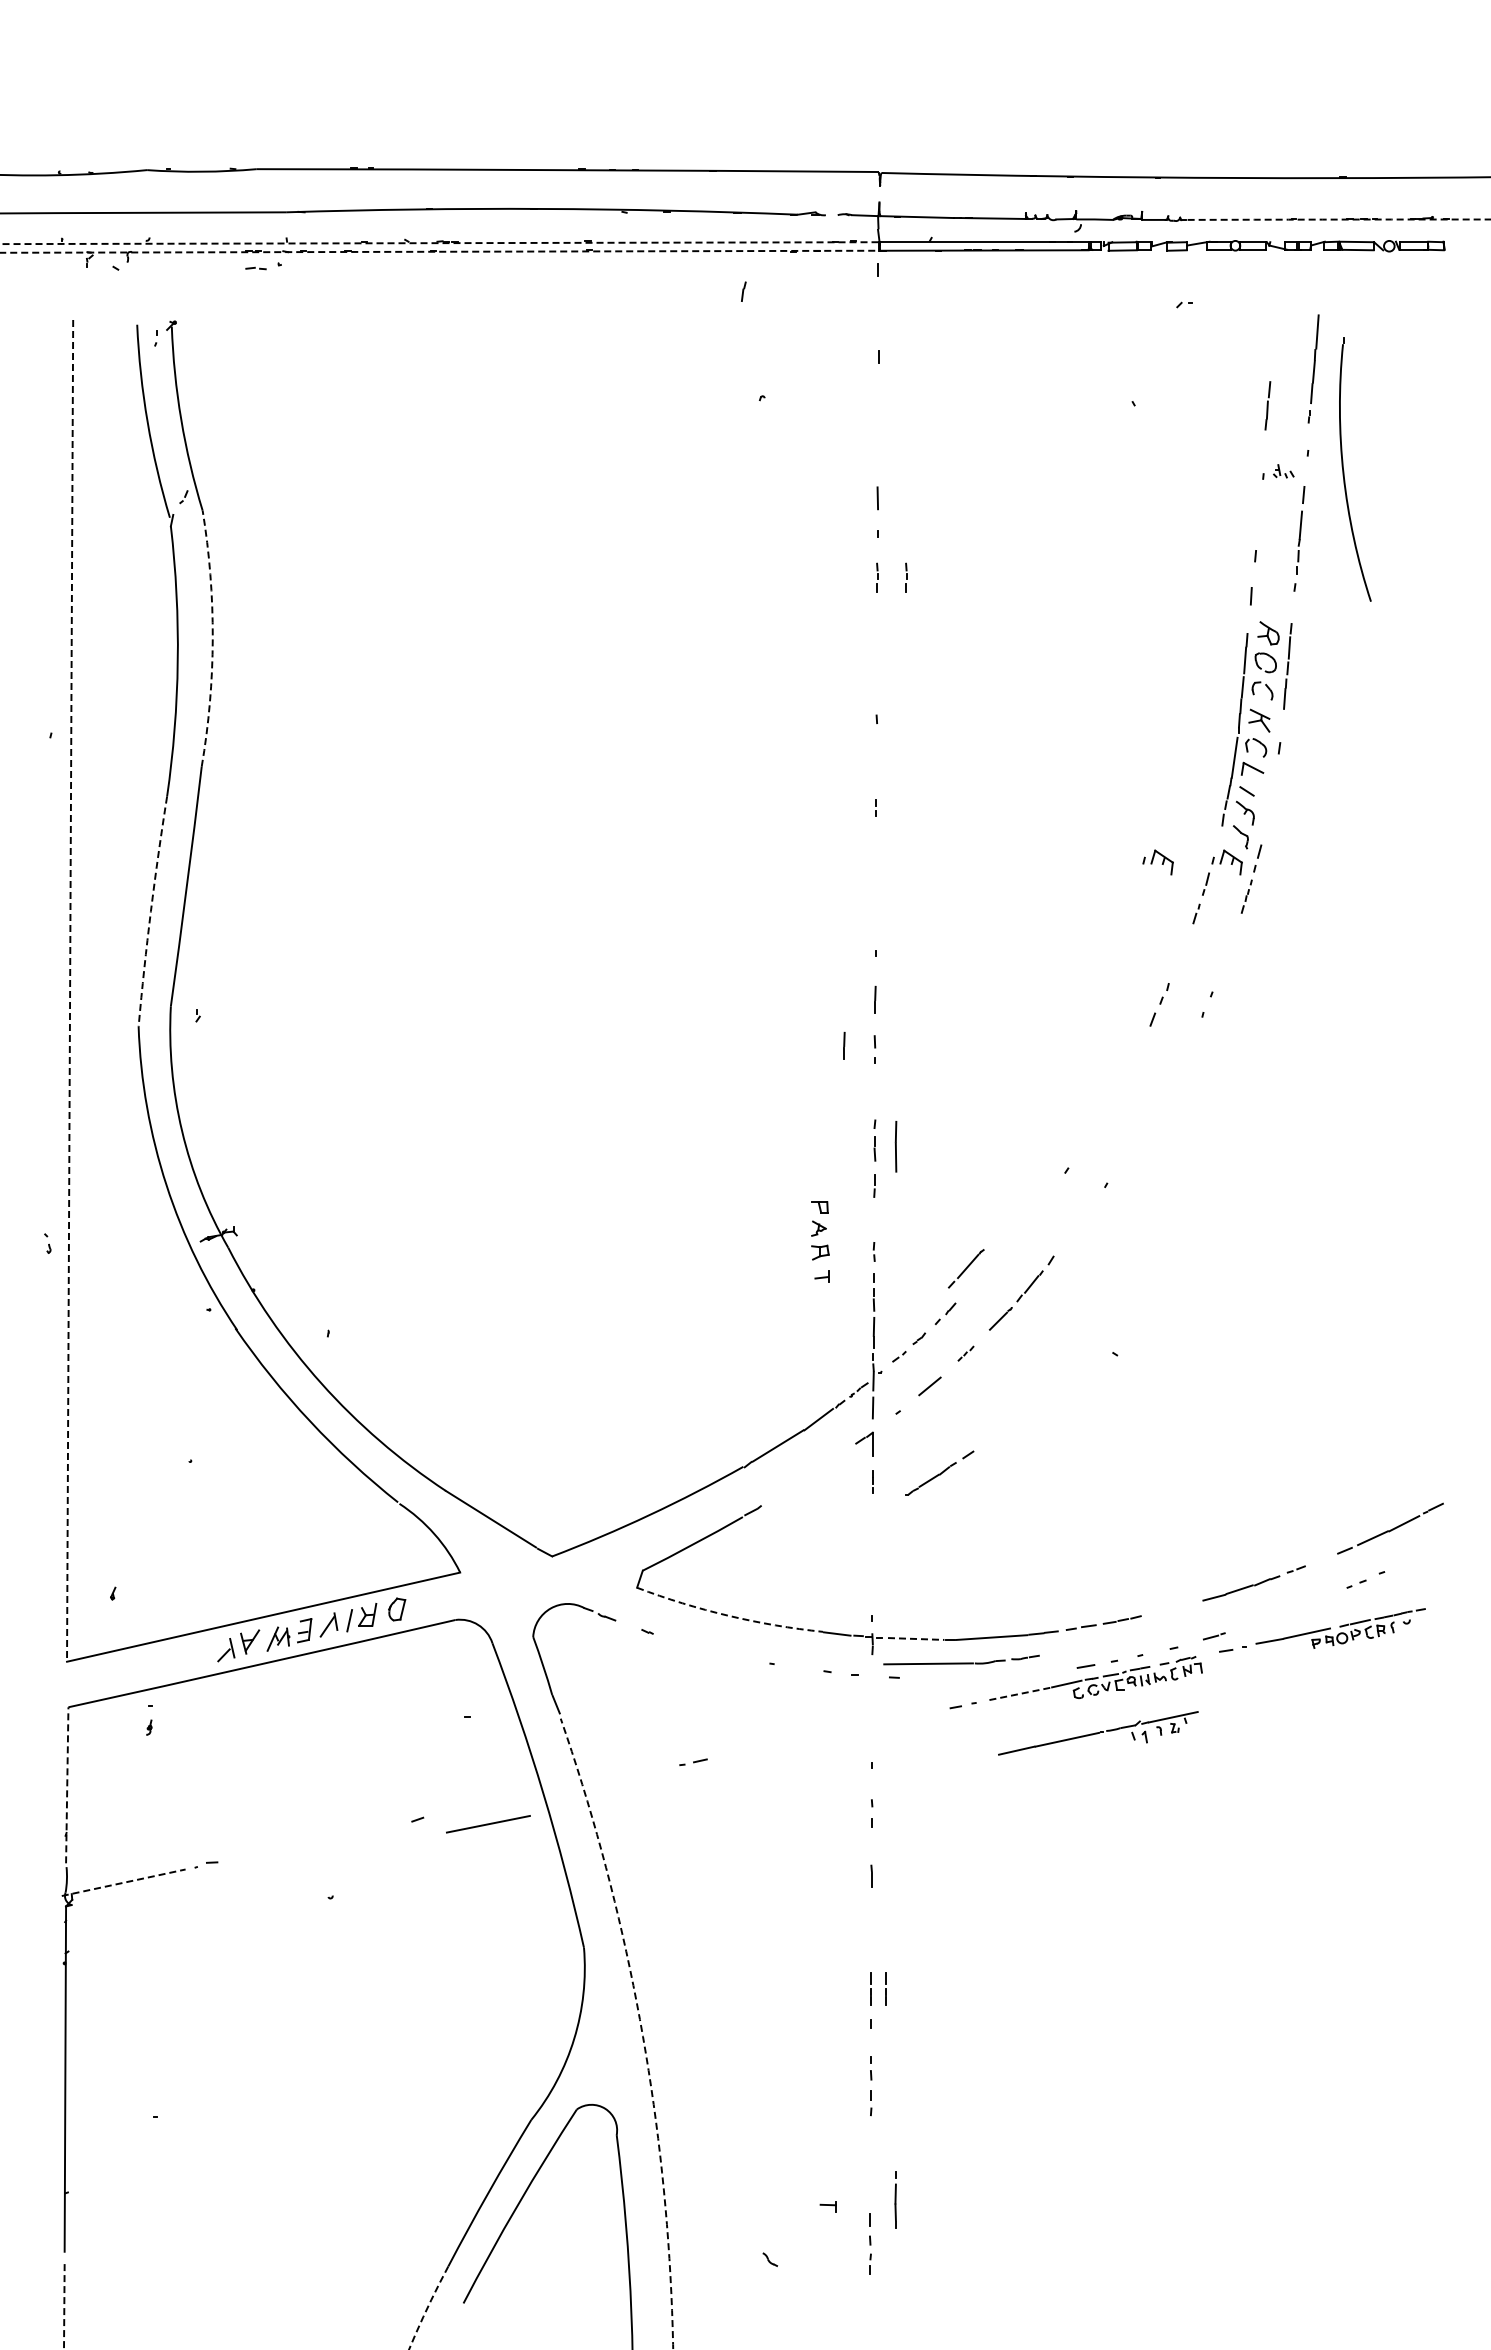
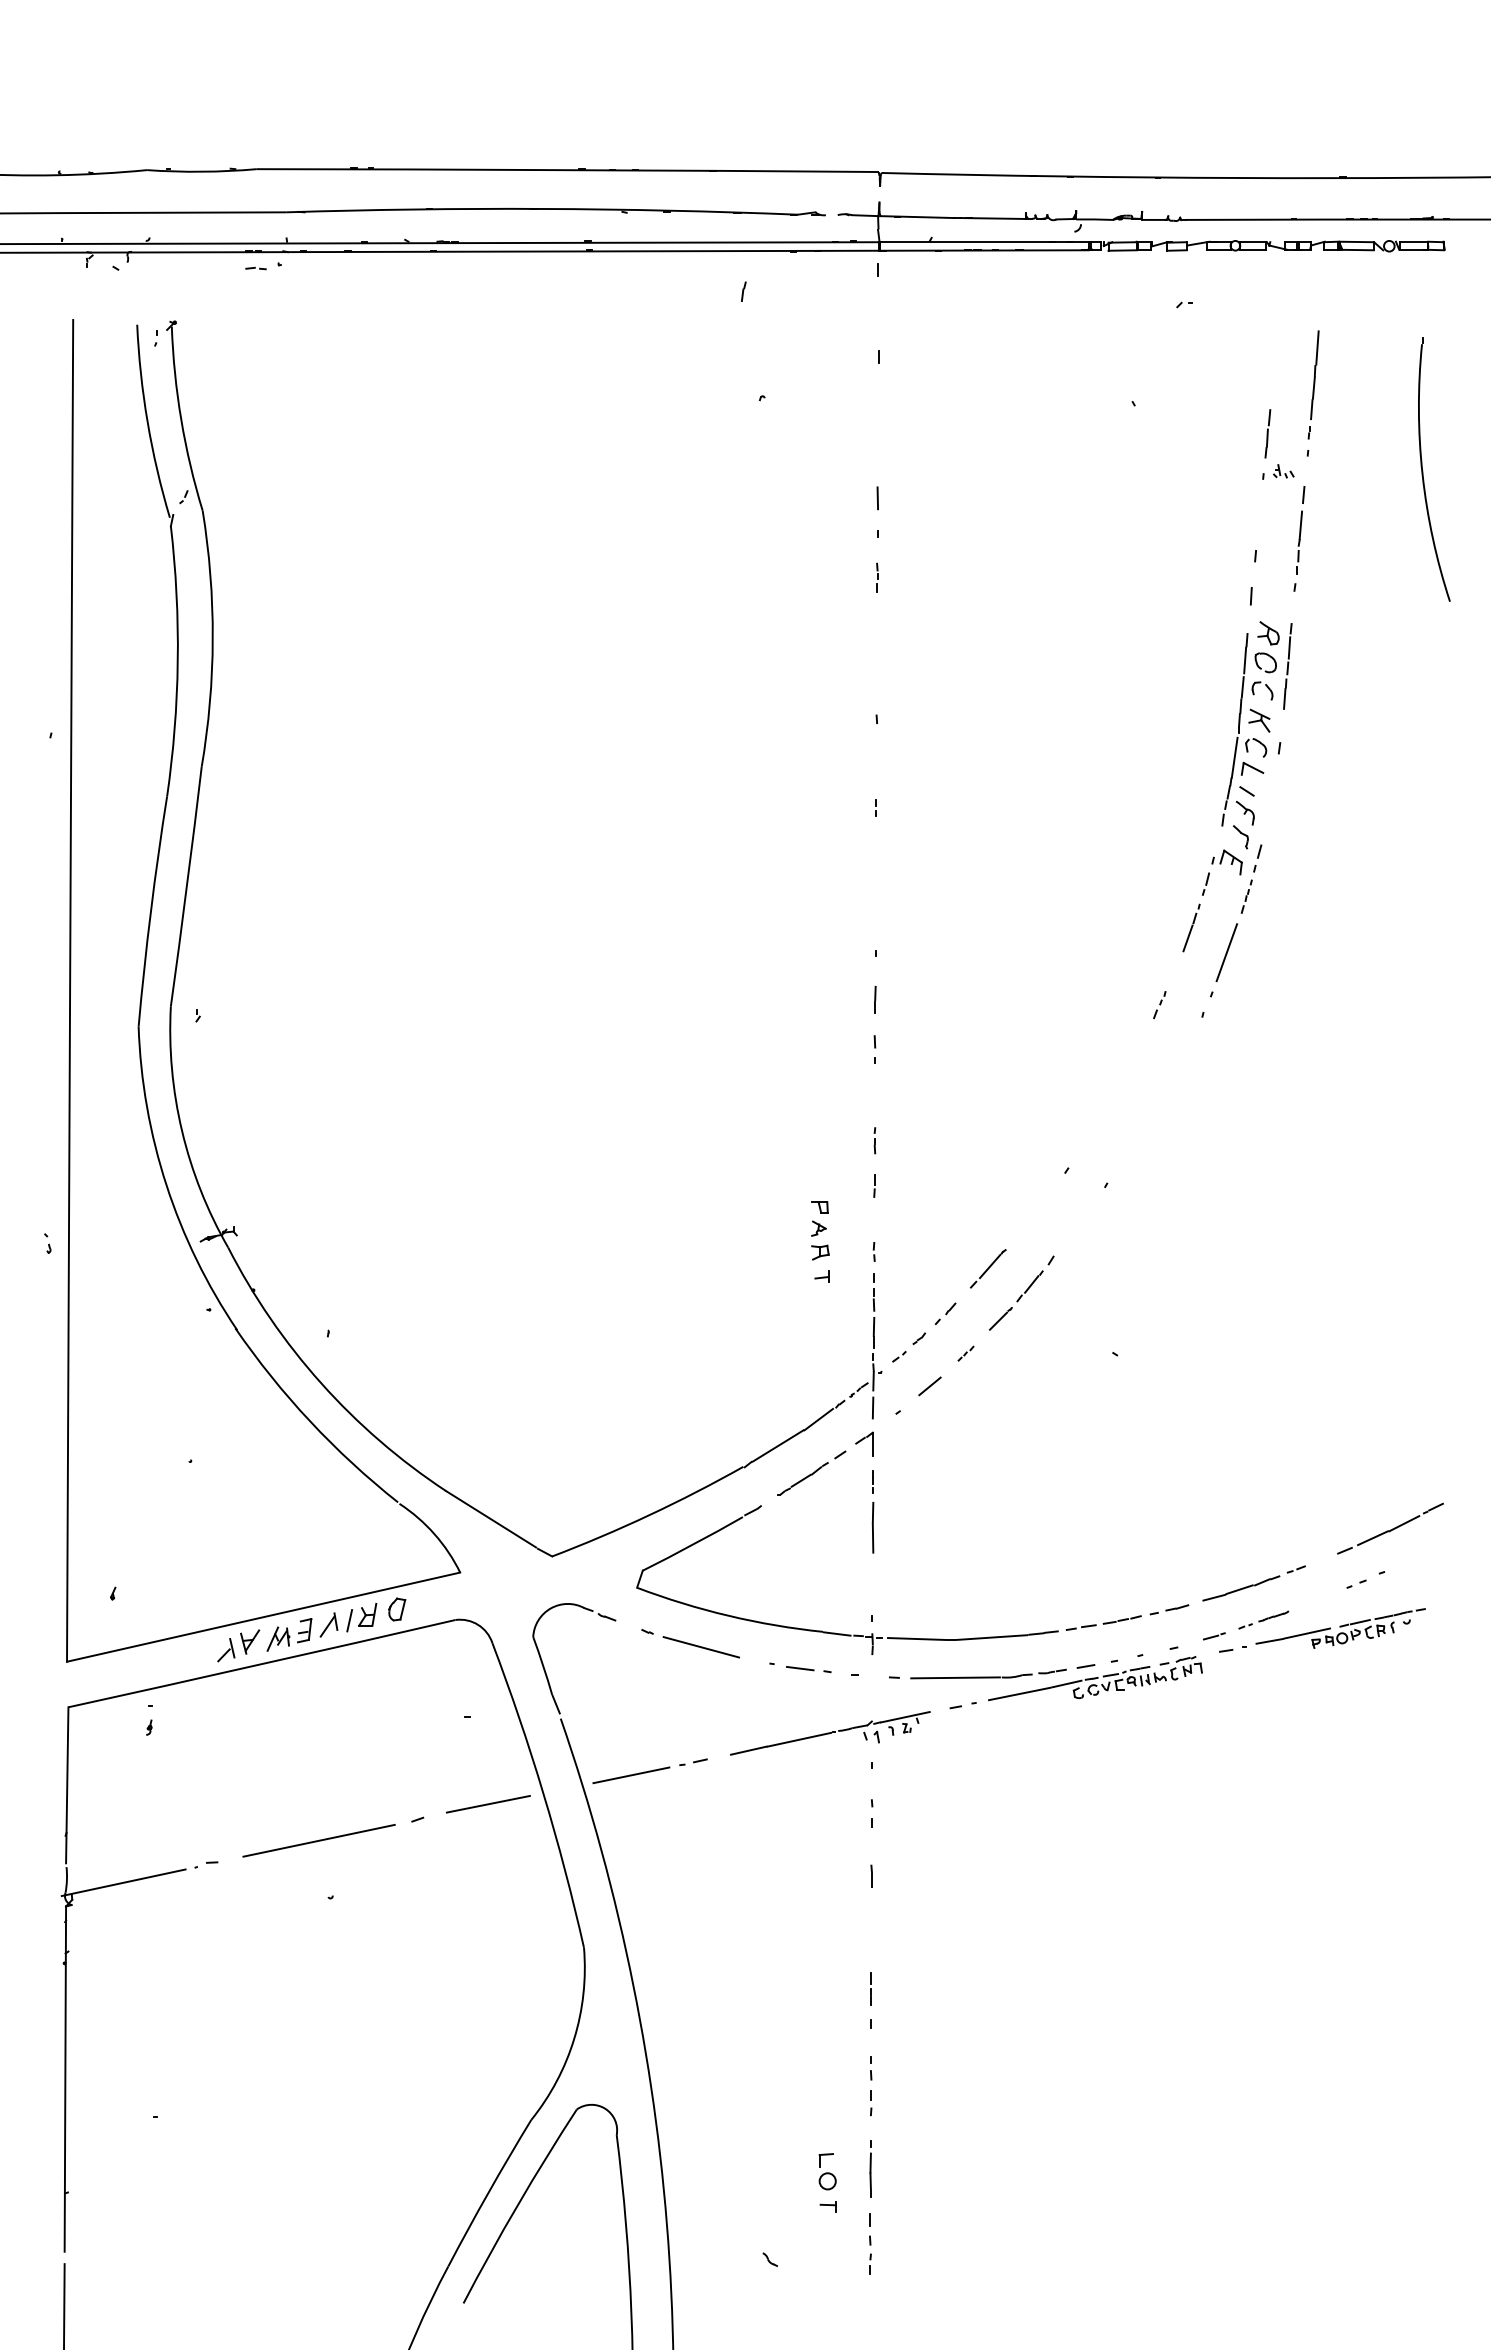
arc: dashed -> solid (1337, 219)
line: dashed -> solid (439, 243)
line: dashed -> solid (439, 251)
part position: (1313, 368) -> (1313, 384) (1313, 384)
line position: (1267, 405) -> (1267, 433) (1267, 433)
part position: (1344, 470) -> (1423, 470) (1423, 470)
line: present -> none (906, 577)
arc: dashed -> solid (212, 638)
part: present -> none (1157, 862)
arc: dashed -> solid (150, 911)
line: none -> present (1187, 938)
line: none -> present (1226, 952)
line: dashed -> solid (70, 990)
part size: 21x44 px -> 14x29 px (1159, 1005)
line: present -> none (844, 1045)
part size: 4x43 px -> 4x28 px (874, 1140)
part position: (895, 1146) -> (872, 1527) (872, 1527)
line position: (966, 1268) -> (988, 1268) (988, 1268)
part position: (939, 1472) -> (811, 1472) (811, 1472)
part: none -> present (1169, 1609)
arc: dashed -> solid (728, 1615)
part: none -> present (1263, 1619)
line: dashed -> solid (916, 1639)
line: none -> present (701, 1647)
part position: (961, 1659) -> (988, 1673) (988, 1673)
line: none -> present (799, 1668)
line: dashed -> solid (1019, 1694)
part position: (1098, 1733) -> (830, 1733) (830, 1733)
line: none -> present (631, 1775)
line: dashed -> solid (67, 1784)
line position: (488, 1824) -> (488, 1804) (488, 1804)
line: none -> present (318, 1840)
line: dashed -> solid (124, 1882)
line: present -> none (885, 1988)
arc: dashed -> solid (641, 2028)
part: none -> present (827, 2171)
line position: (895, 2199) -> (870, 2168) (870, 2168)
line: dashed -> solid (64, 2307)
arc: dashed -> solid (427, 2308)
